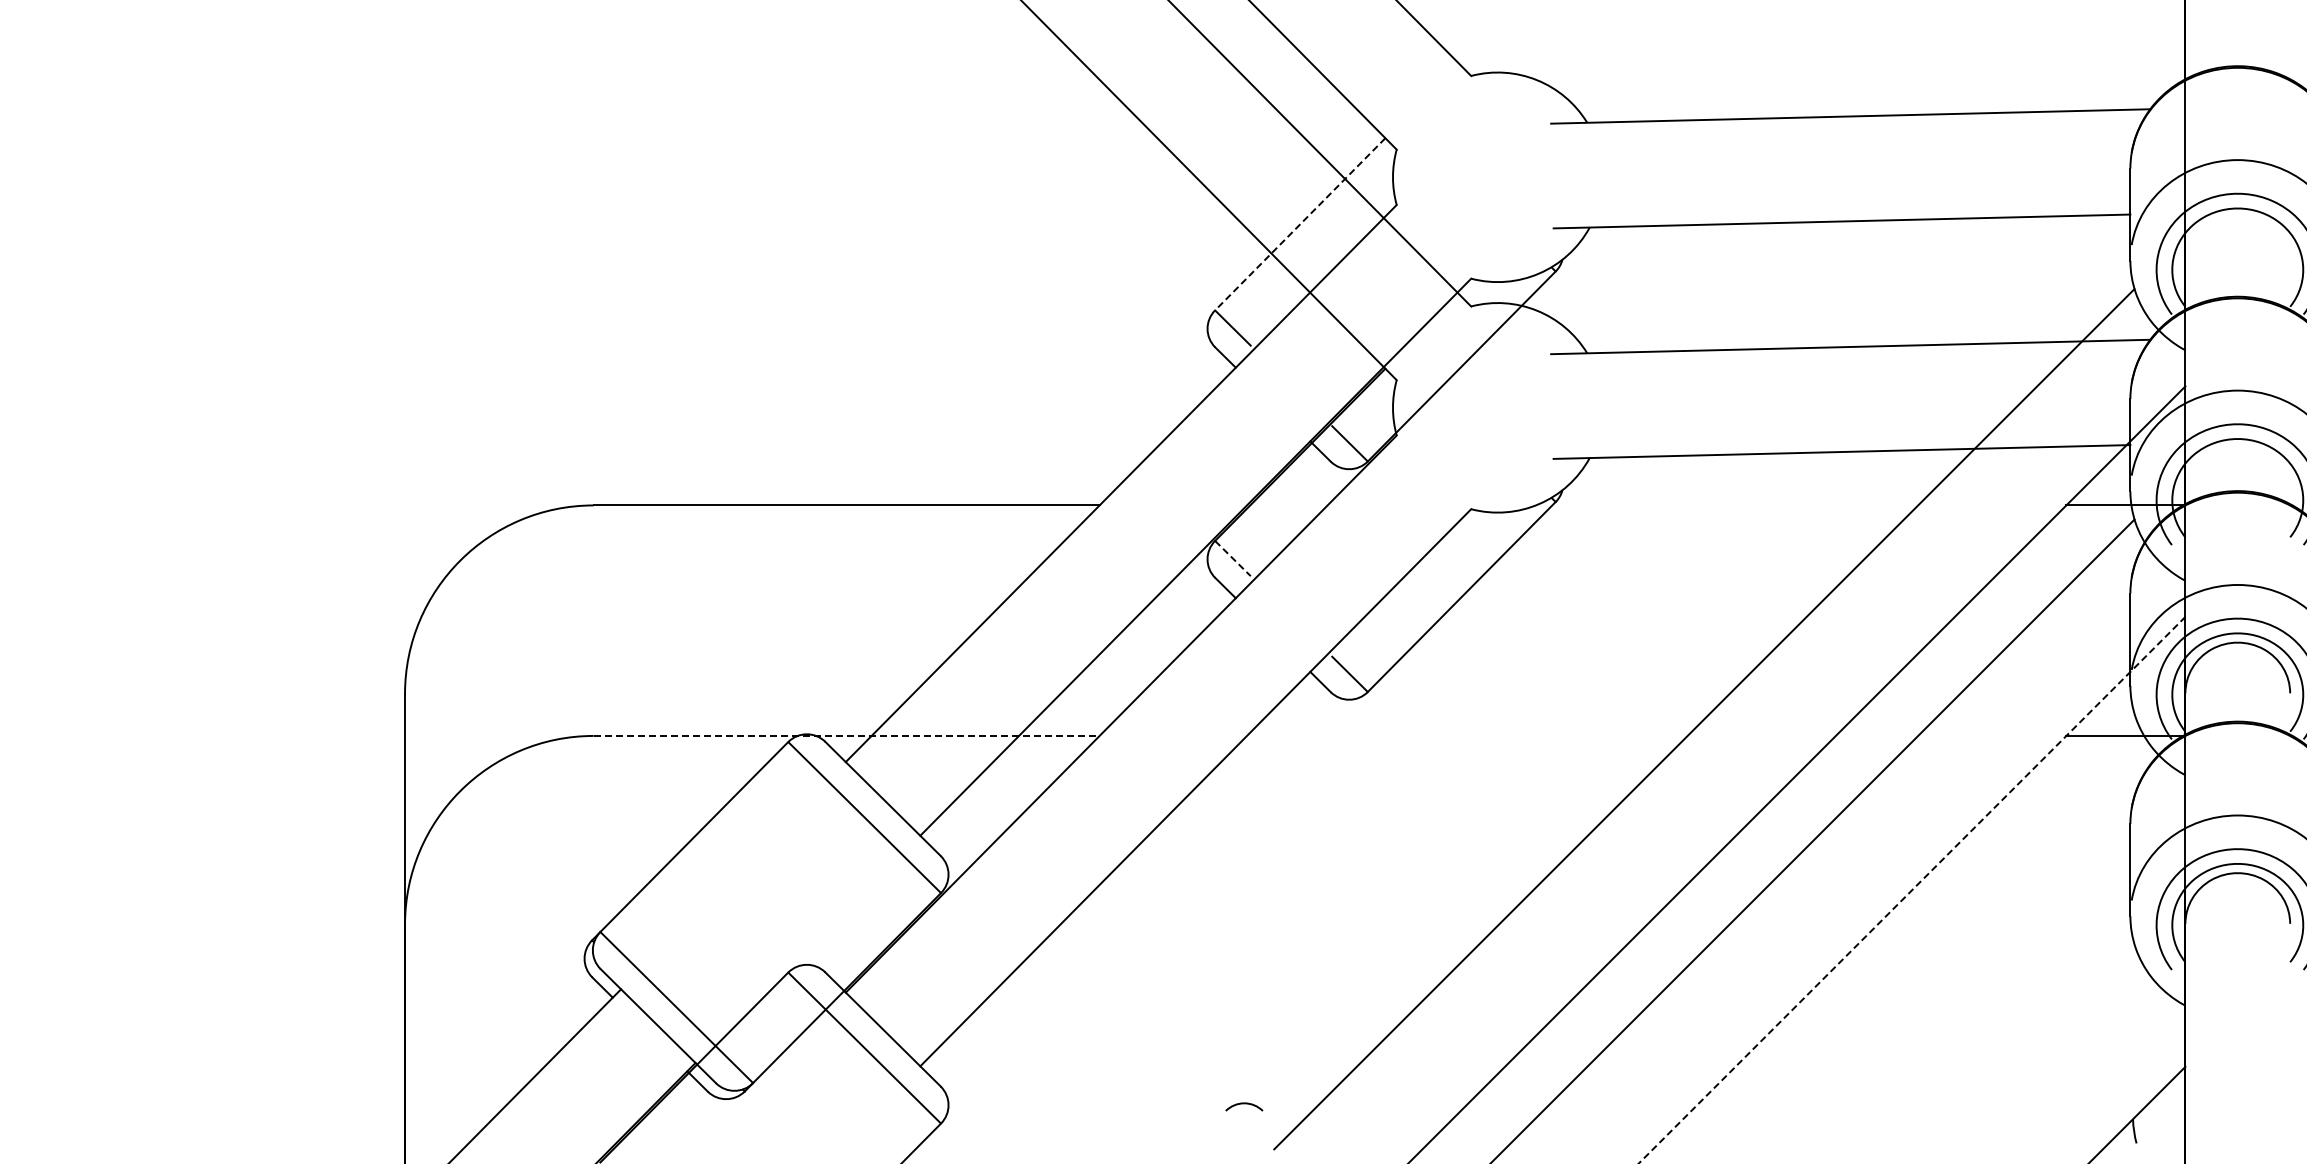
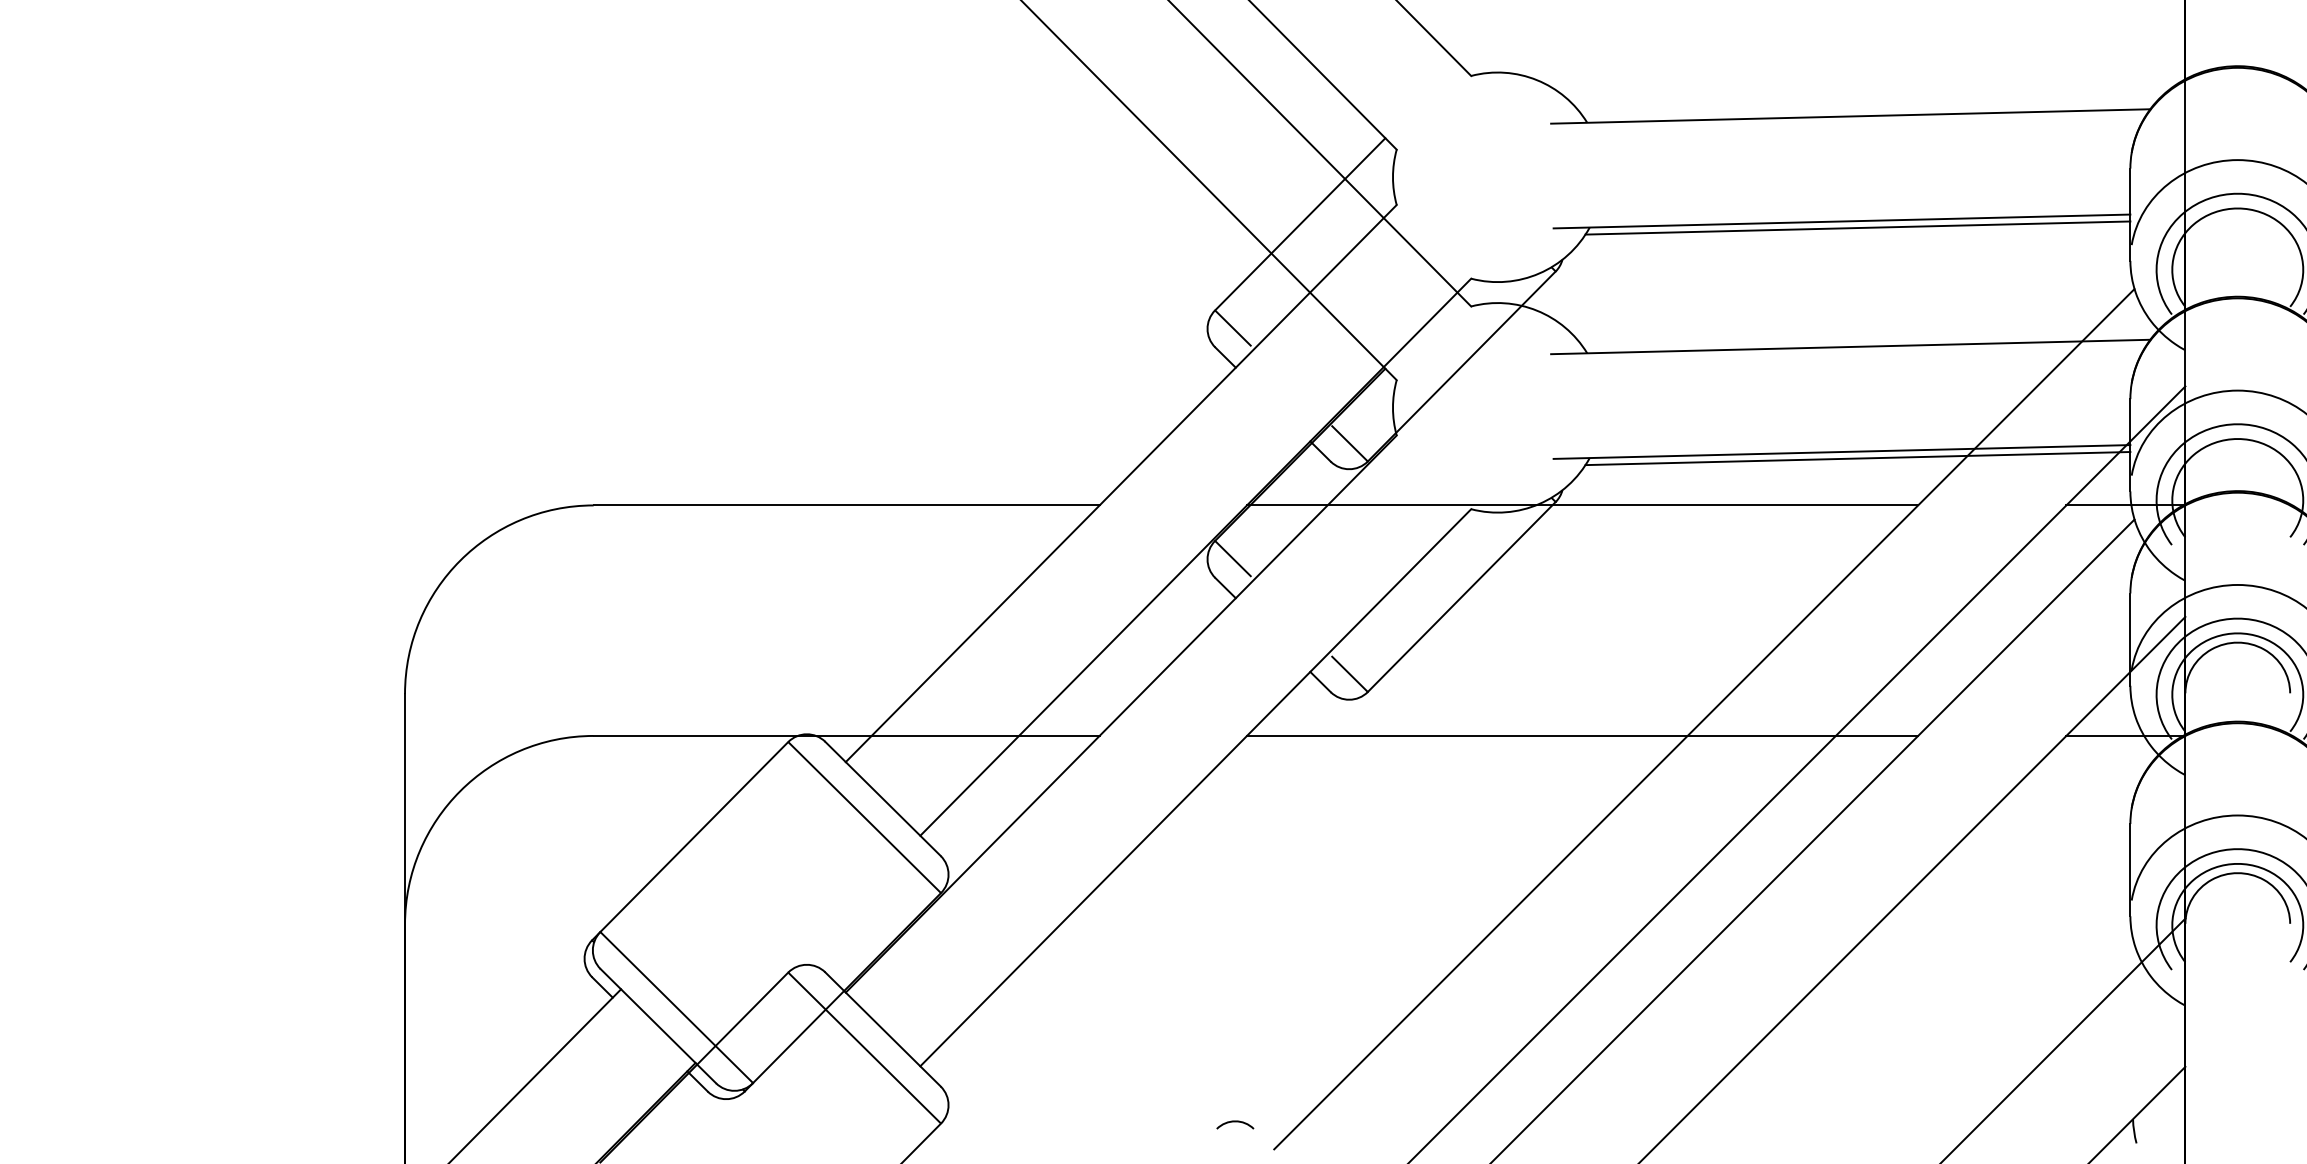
line: dashed -> solid (1299, 224)
line: none -> present (1857, 227)
line: none -> present (1857, 458)
line: none -> present (1582, 505)
line: dashed -> solid (1233, 558)
line: dashed -> solid (846, 735)
line: none -> present (1582, 735)
line: dashed -> solid (1912, 889)
line: none -> present (2064, 1039)
arc position: (1244, 1104) -> (1235, 1122) (1235, 1122)
